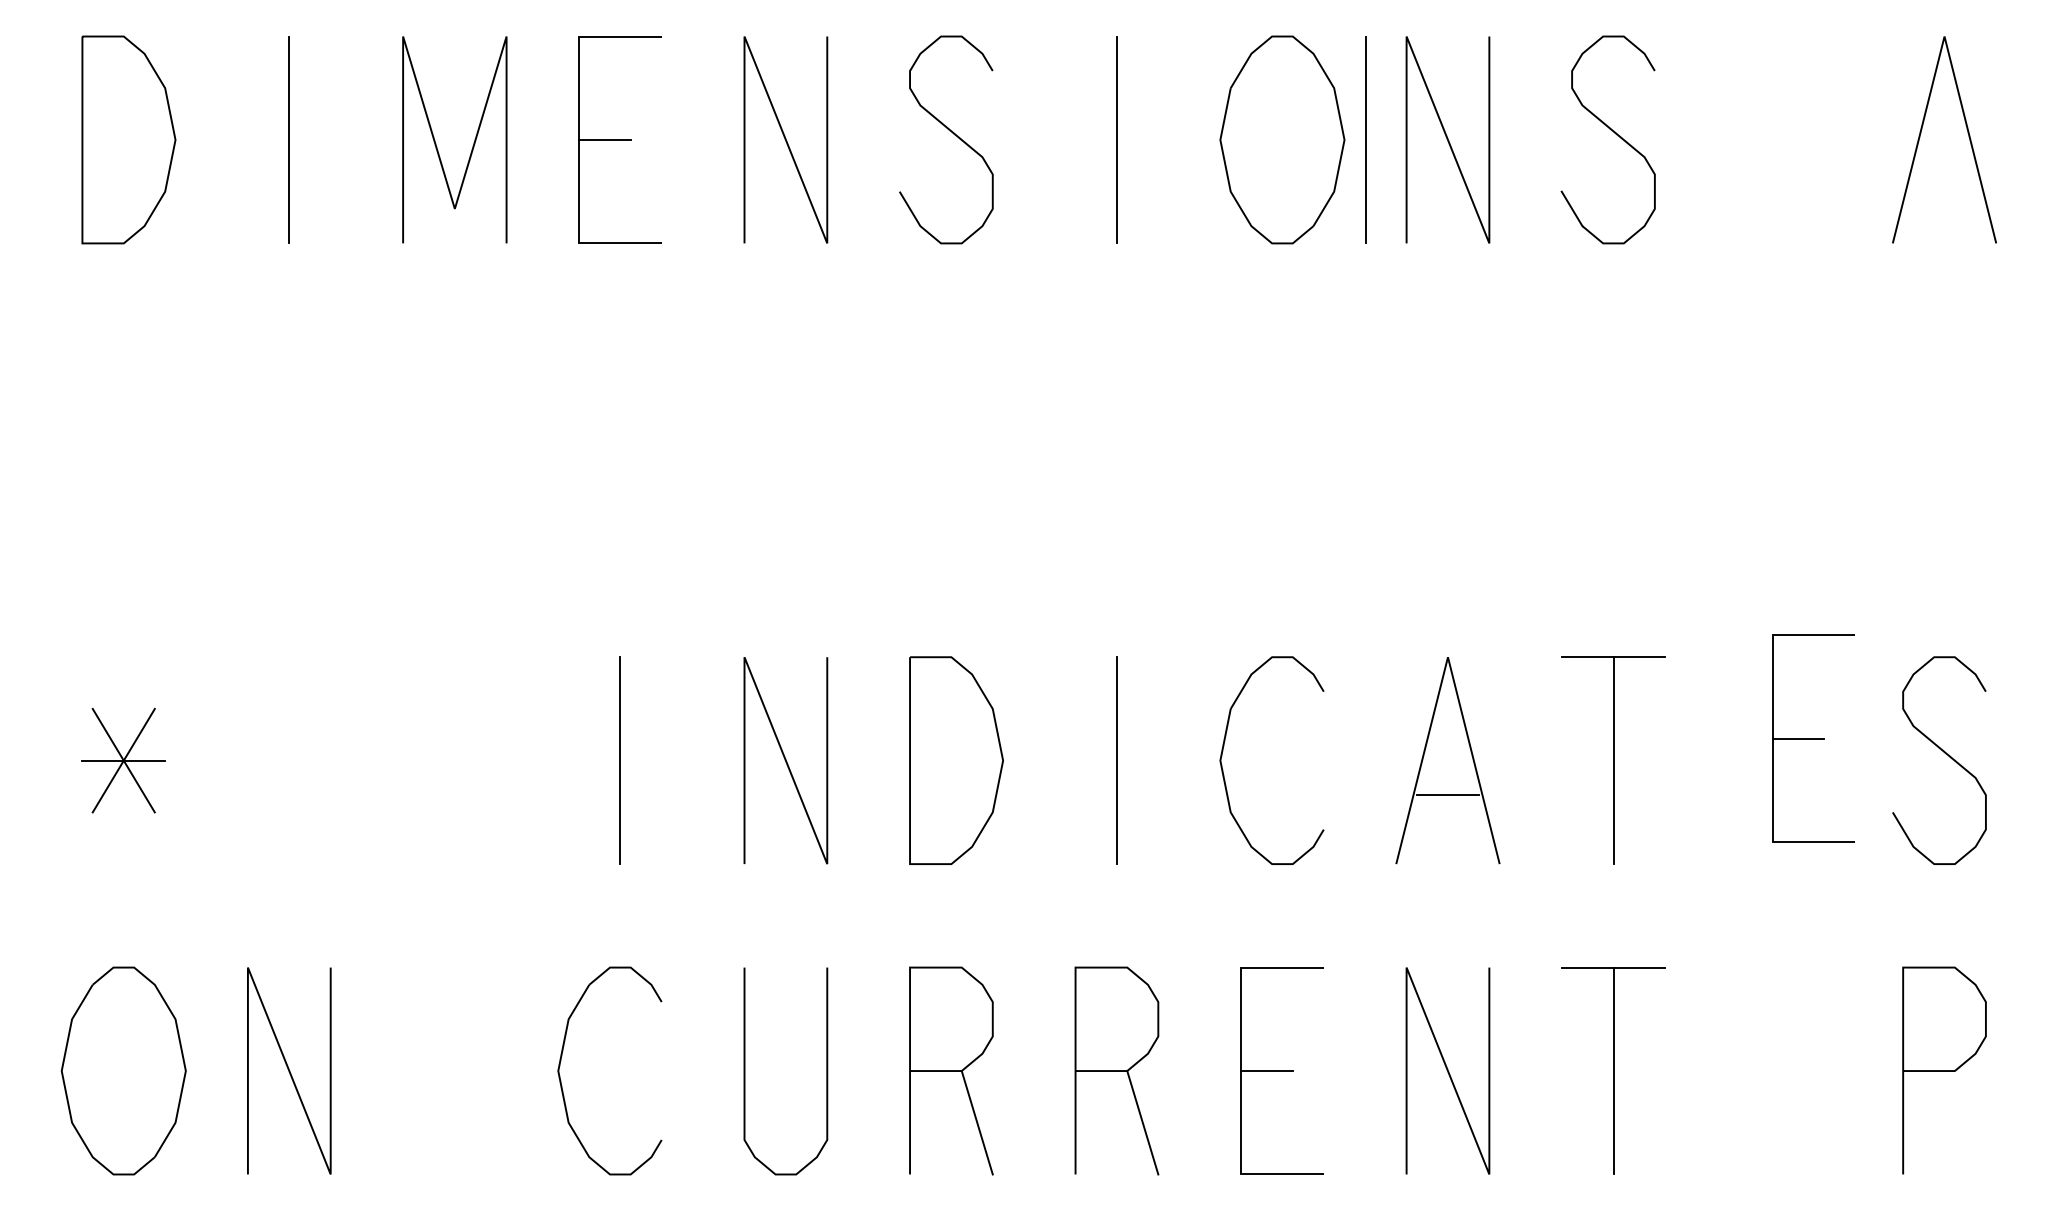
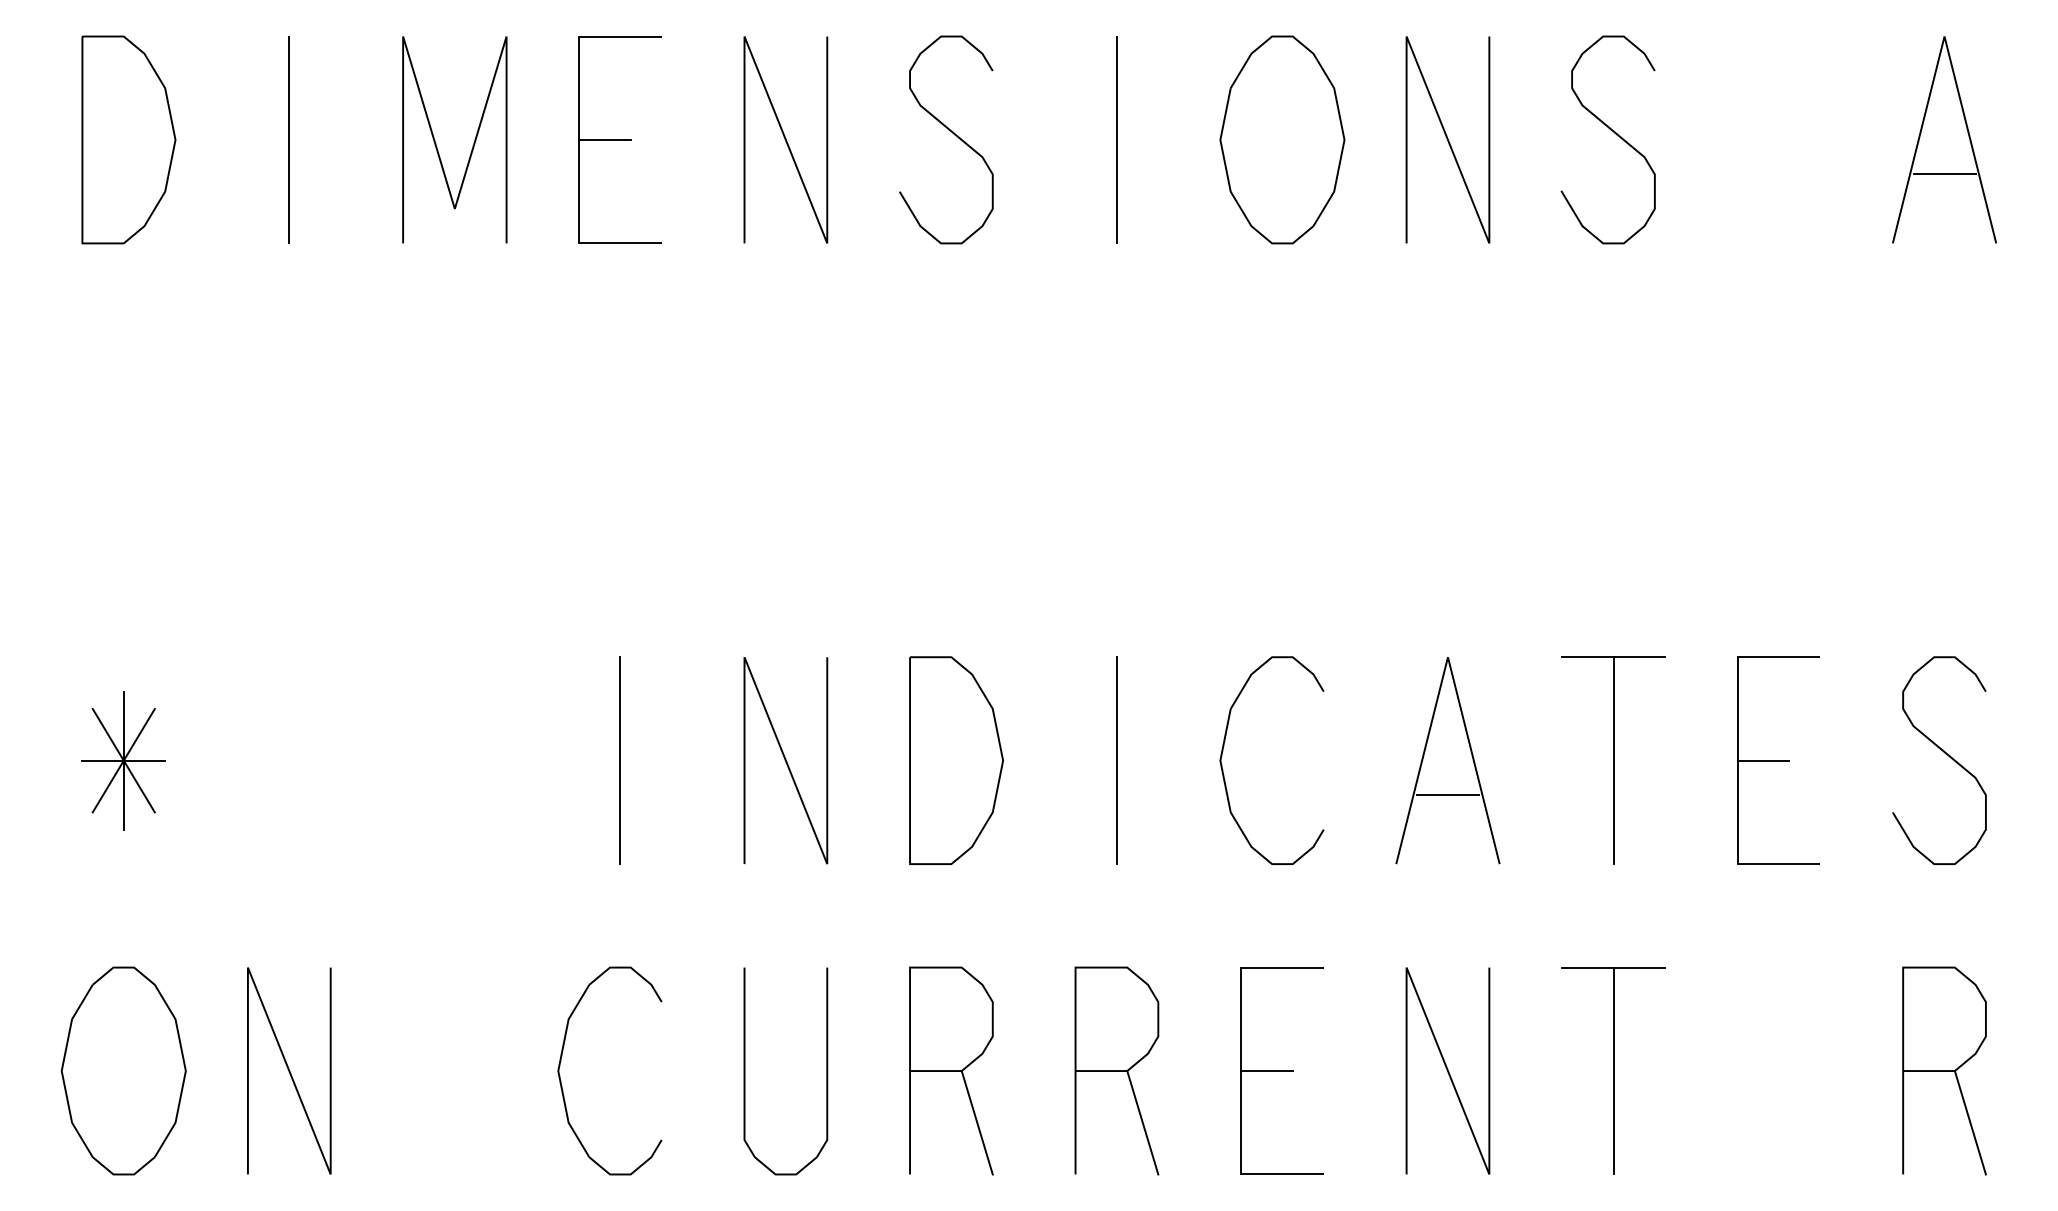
line: present -> none (1365, 139)
line: none -> present (1944, 174)
part position: (1813, 738) -> (1778, 760) (1778, 760)
line: none -> present (123, 760)
line: none -> present (1969, 1122)
